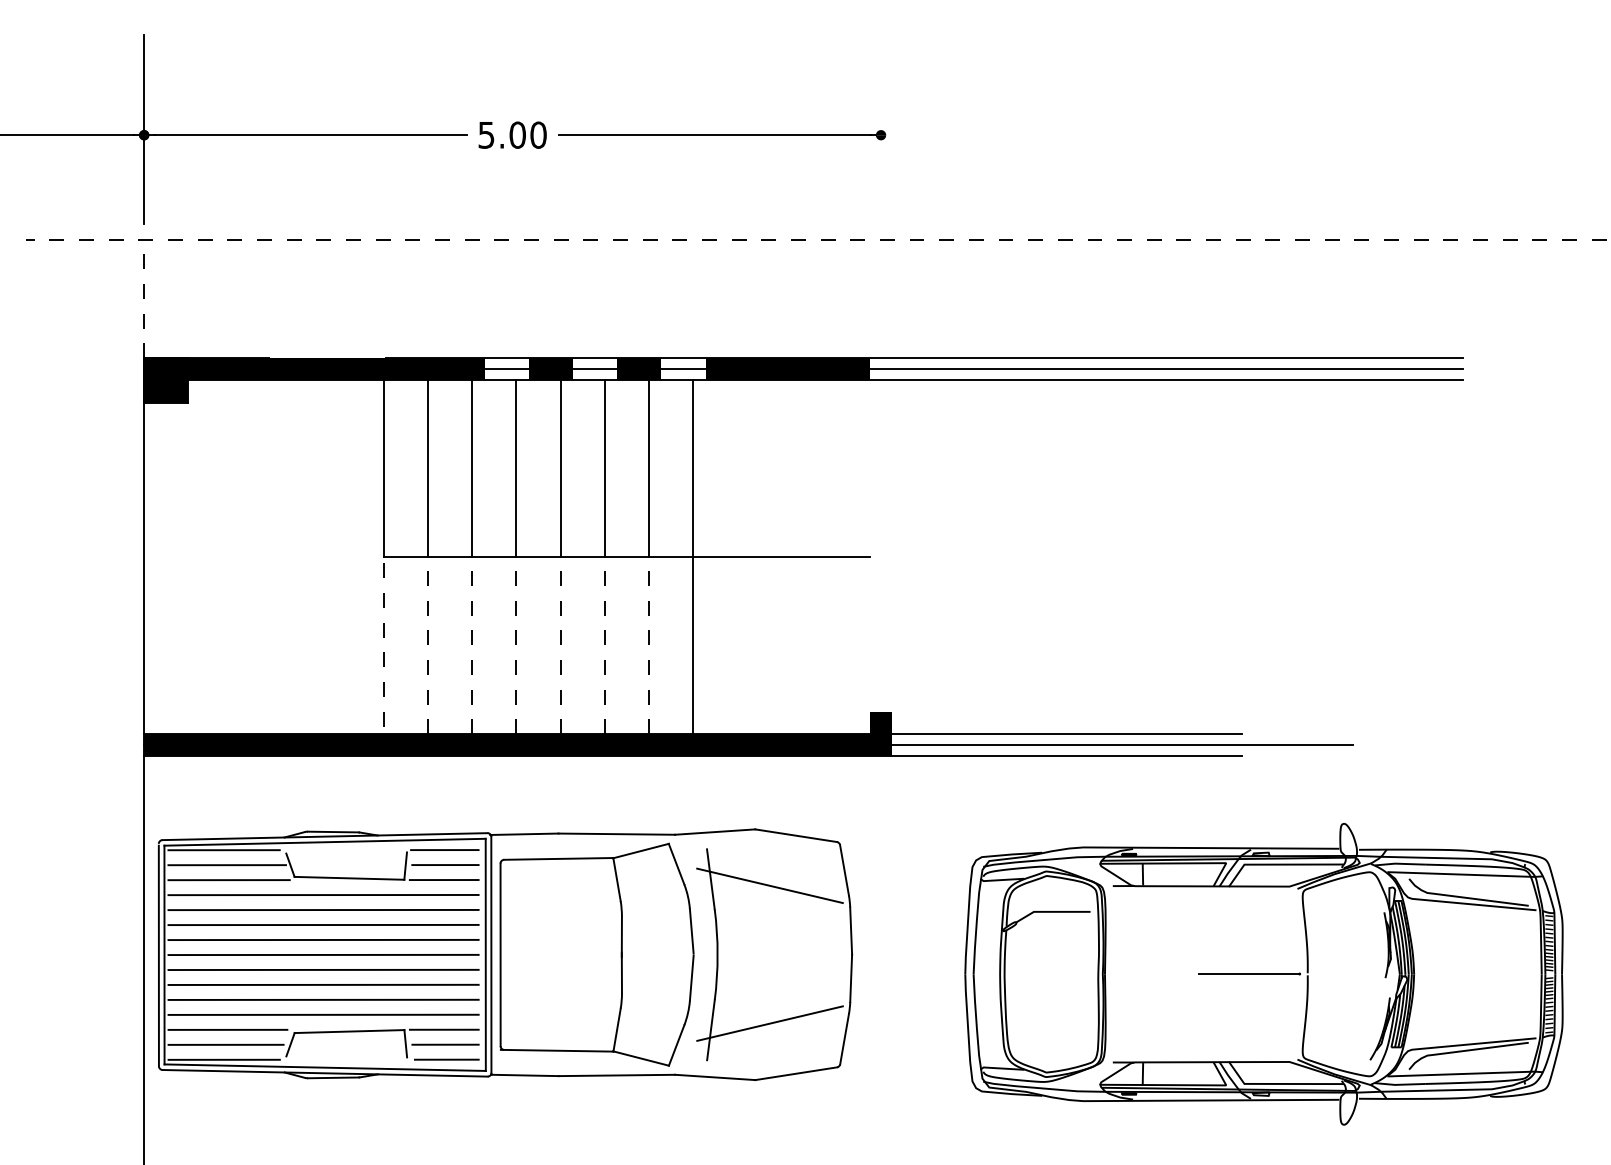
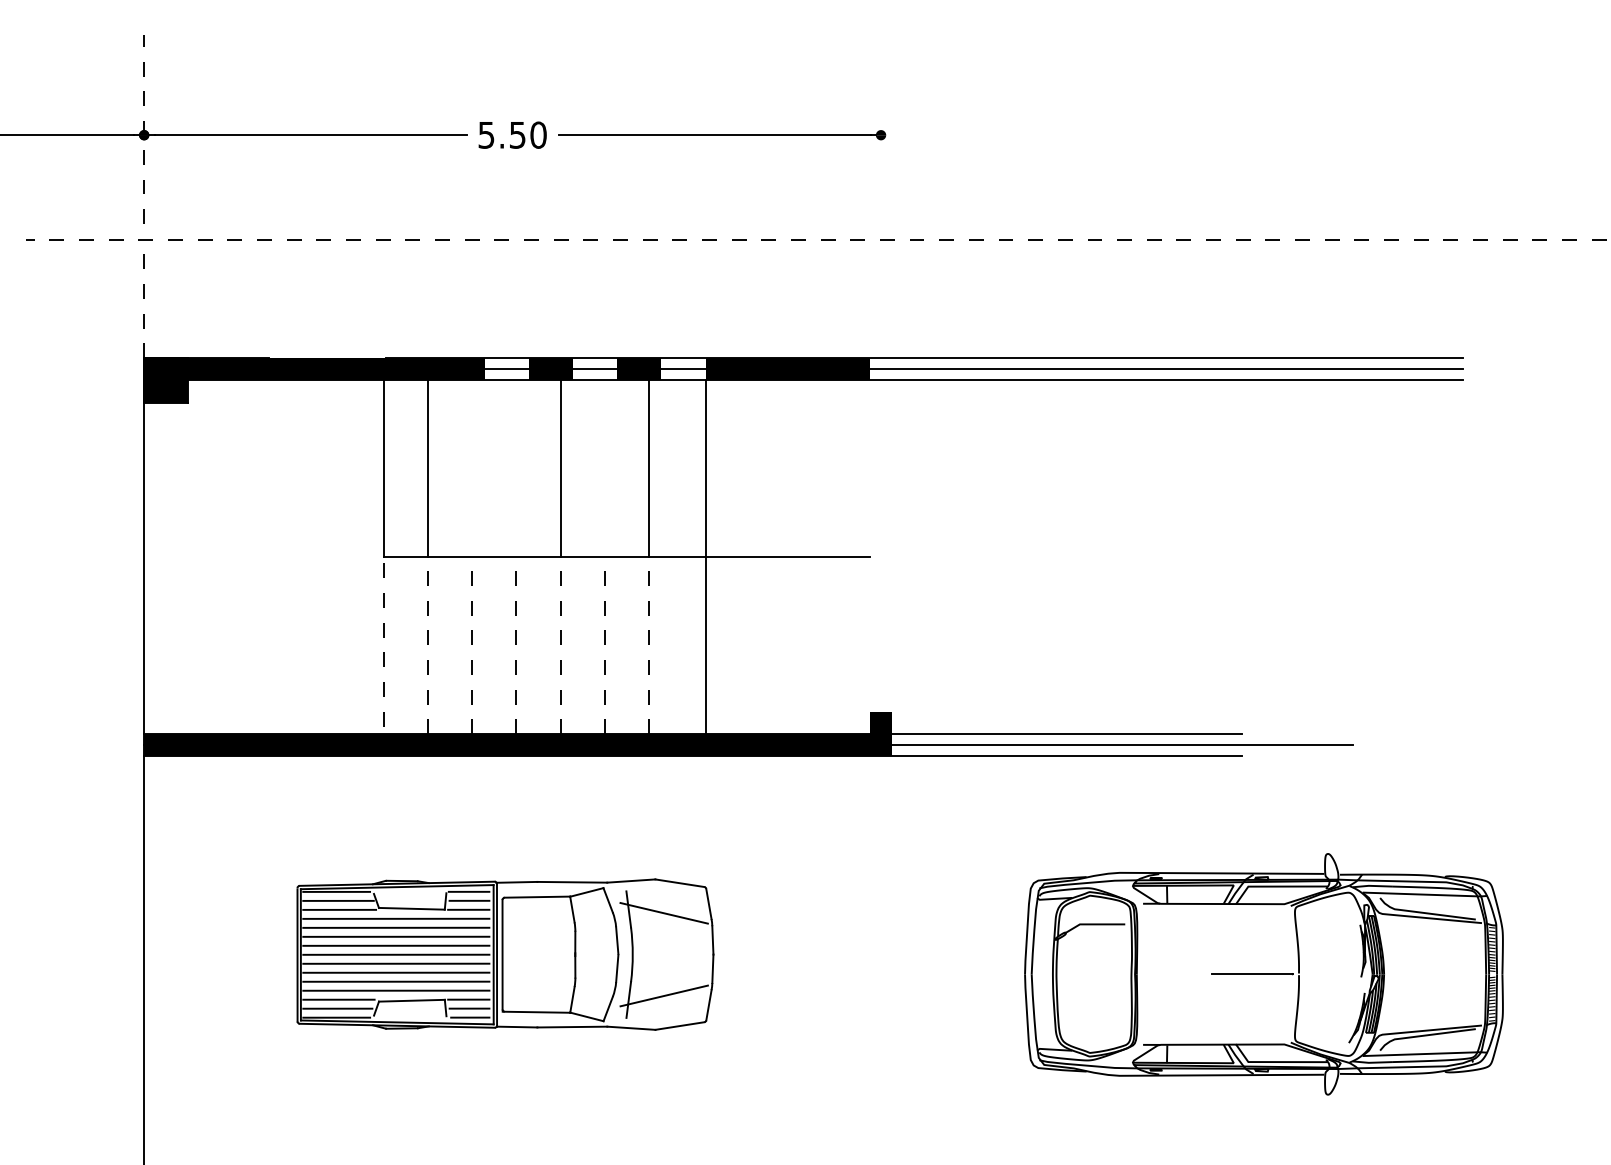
line: solid -> dashed (144, 129)
text: 5.00 -> 5.50 (517, 134)
line: present -> none (472, 468)
line: present -> none (516, 468)
line: present -> none (604, 468)
line position: (693, 557) -> (706, 557) (706, 557)
part size: 697x253 px -> 419x153 px (505, 954)
part size: 600x303 px -> 480x243 px (1263, 974)
